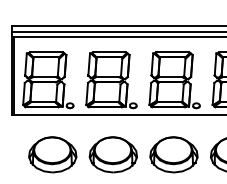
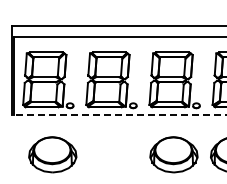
line: present -> none (117, 32)
line: solid -> dashed (118, 114)
part: present -> none (112, 154)
